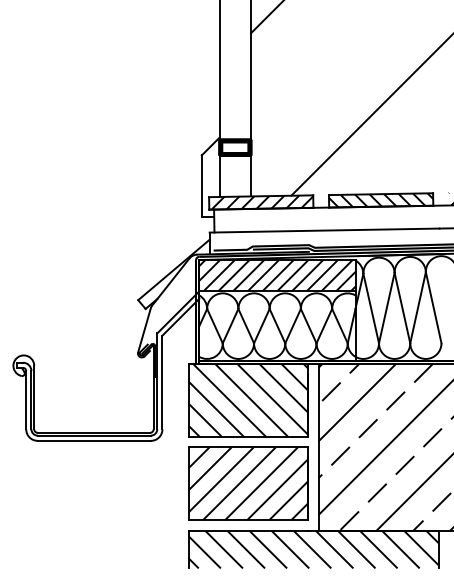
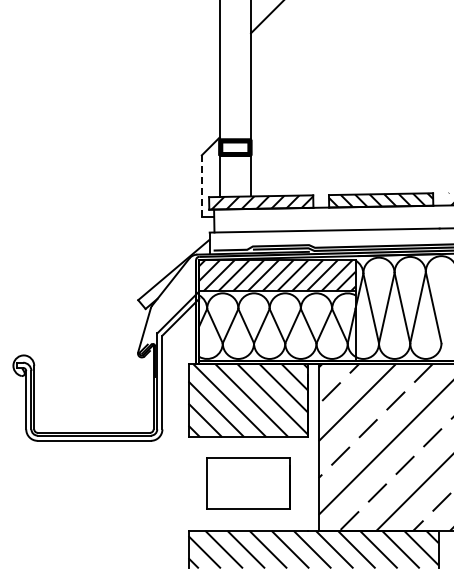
line: present -> none (370, 115)
line: solid -> dashed (201, 186)
part size: 121x75 px -> 85x53 px (248, 483)
